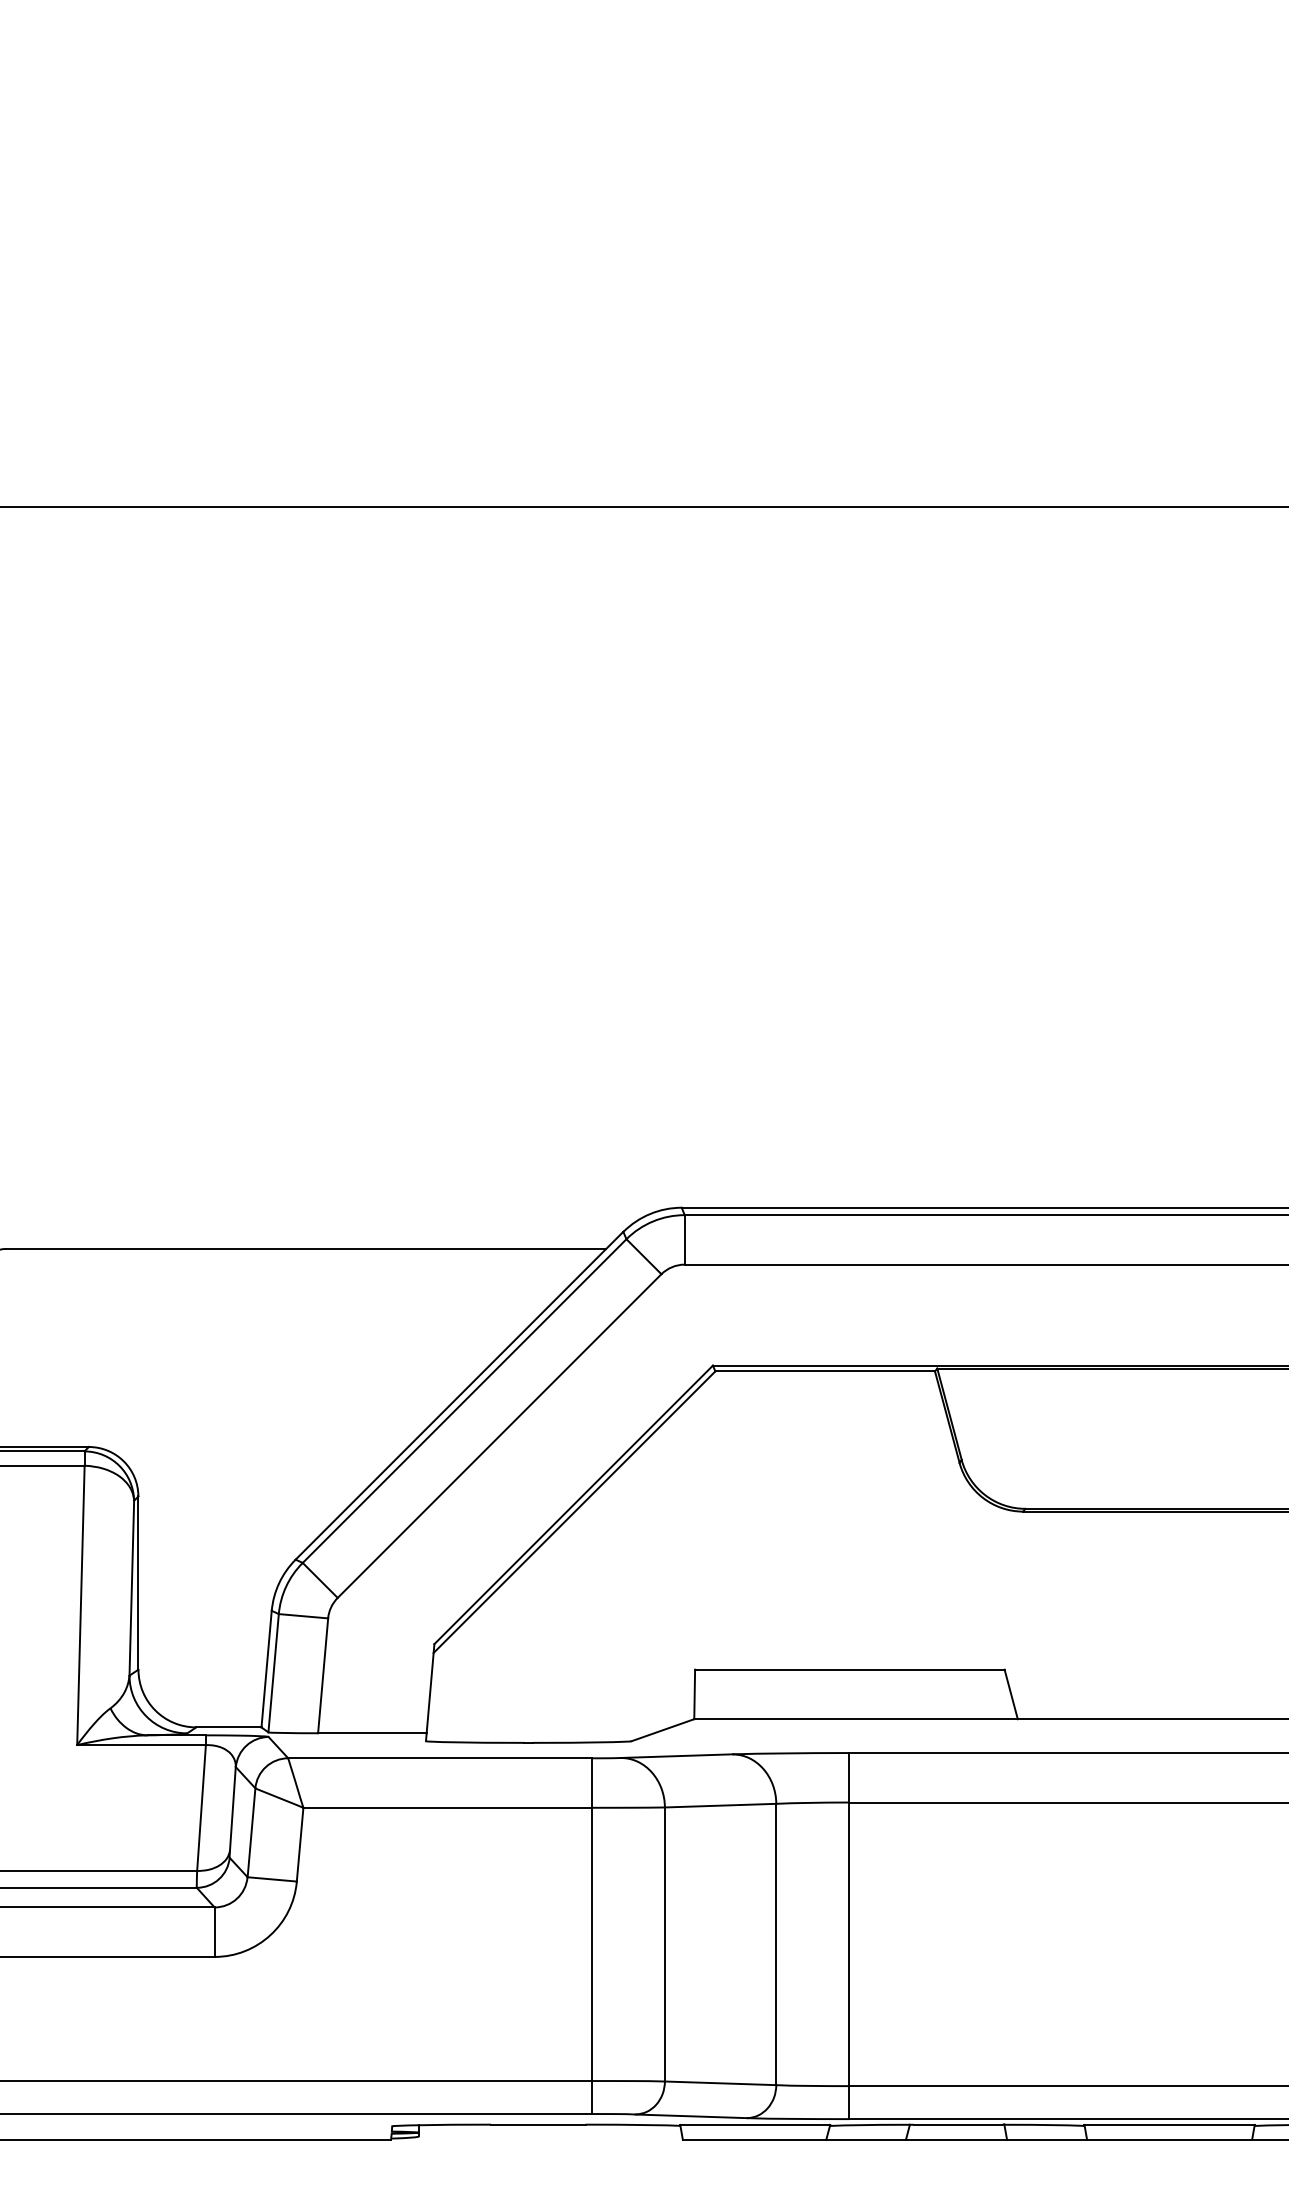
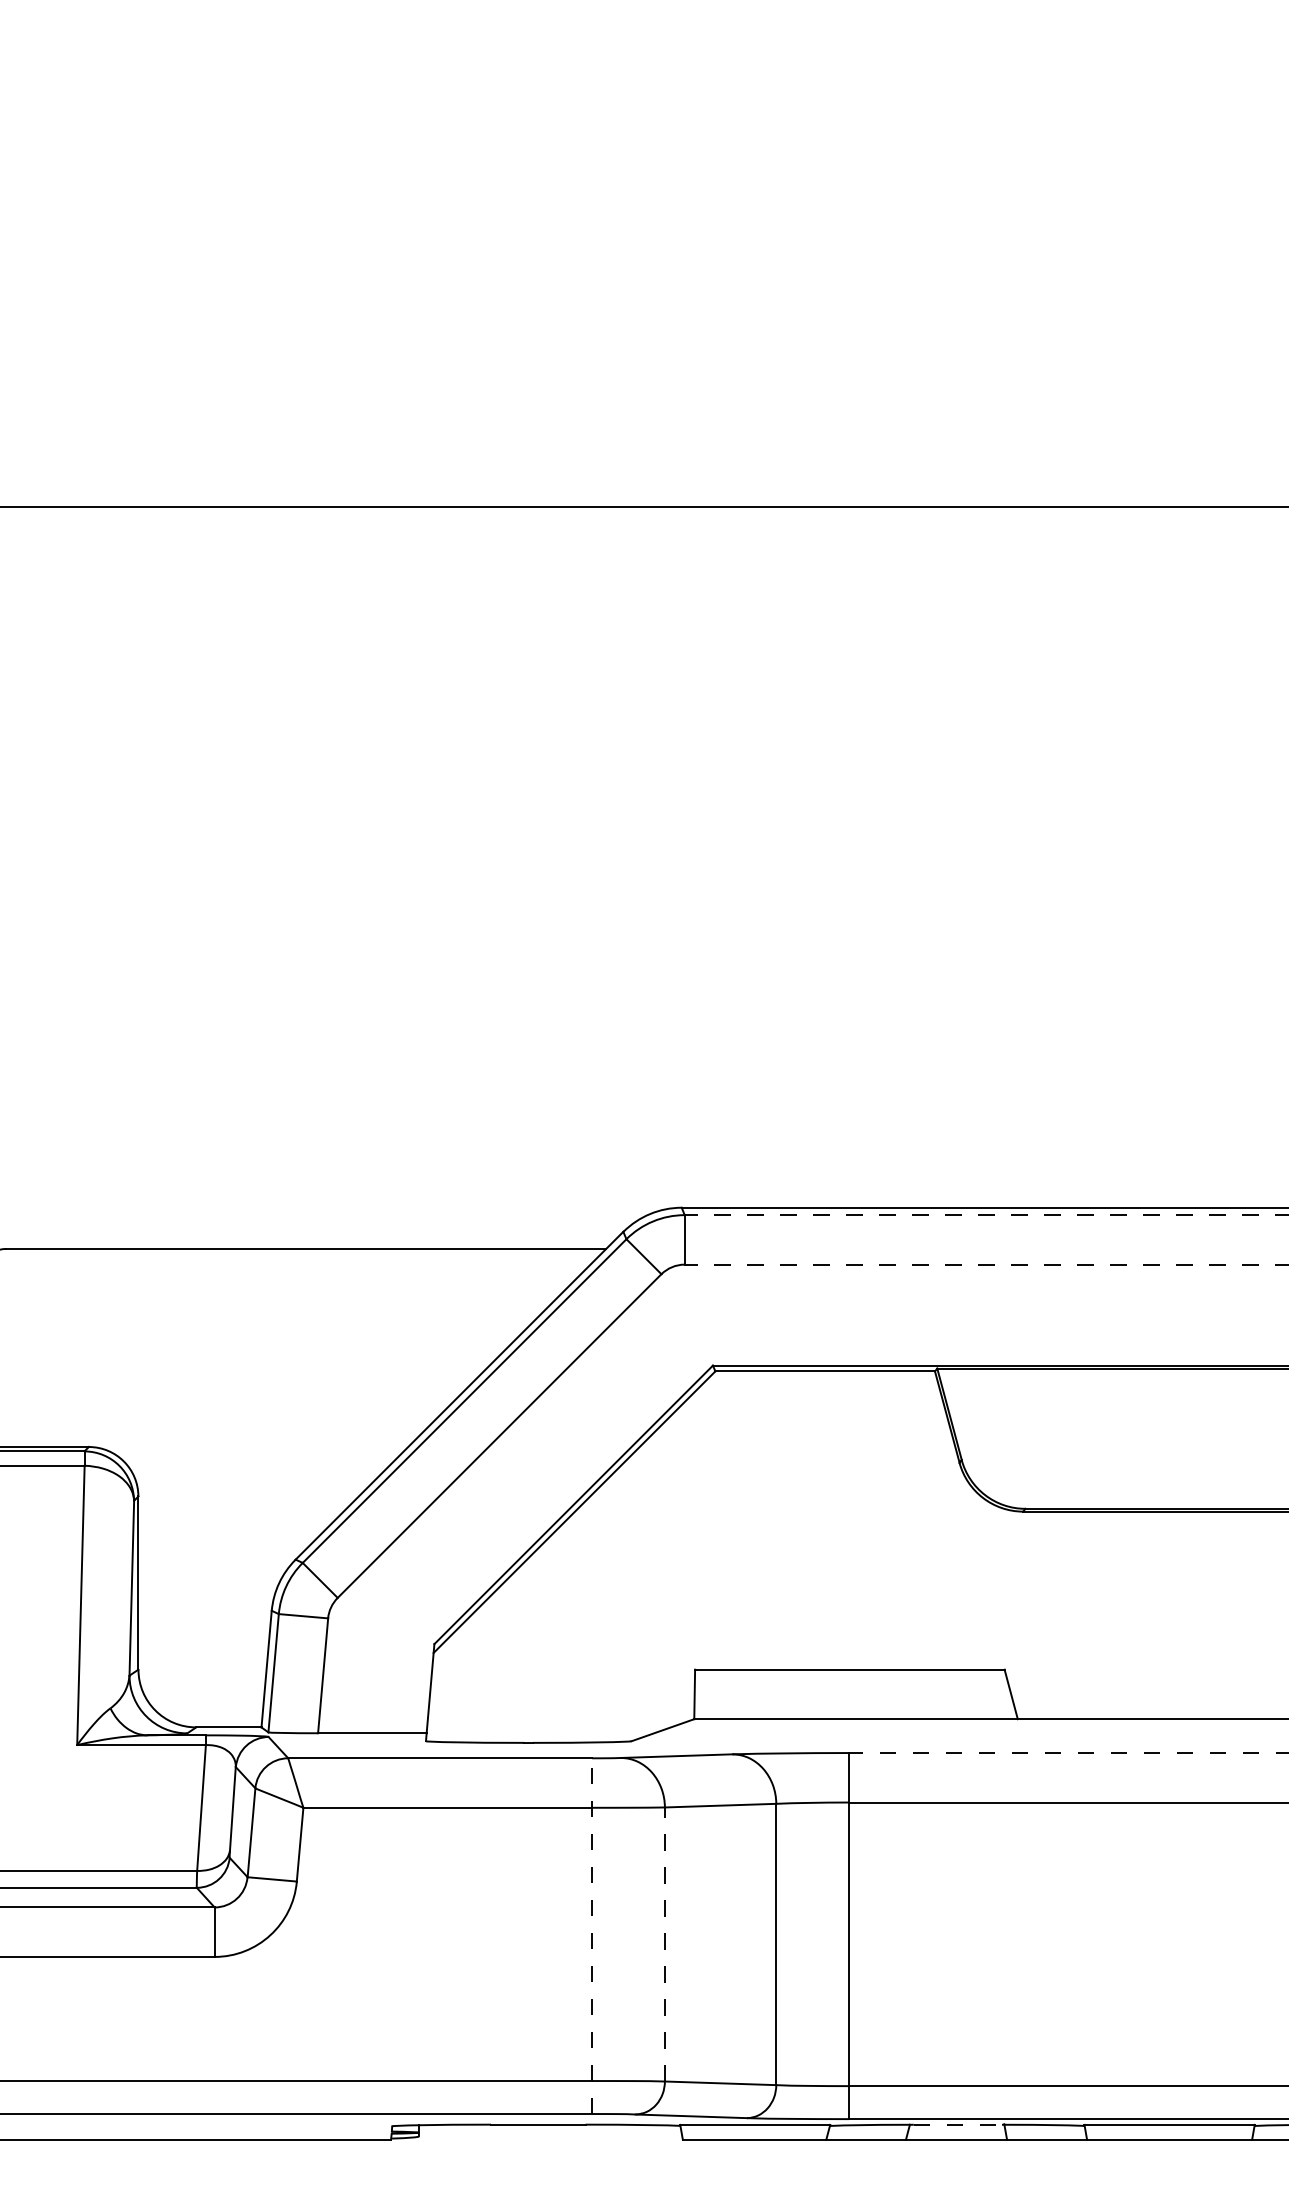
line: solid -> dashed (986, 1215)
line: solid -> dashed (986, 1264)
line: solid -> dashed (1068, 1753)
line: solid -> dashed (592, 1936)
line: solid -> dashed (664, 1943)
line: solid -> dashed (958, 2124)
